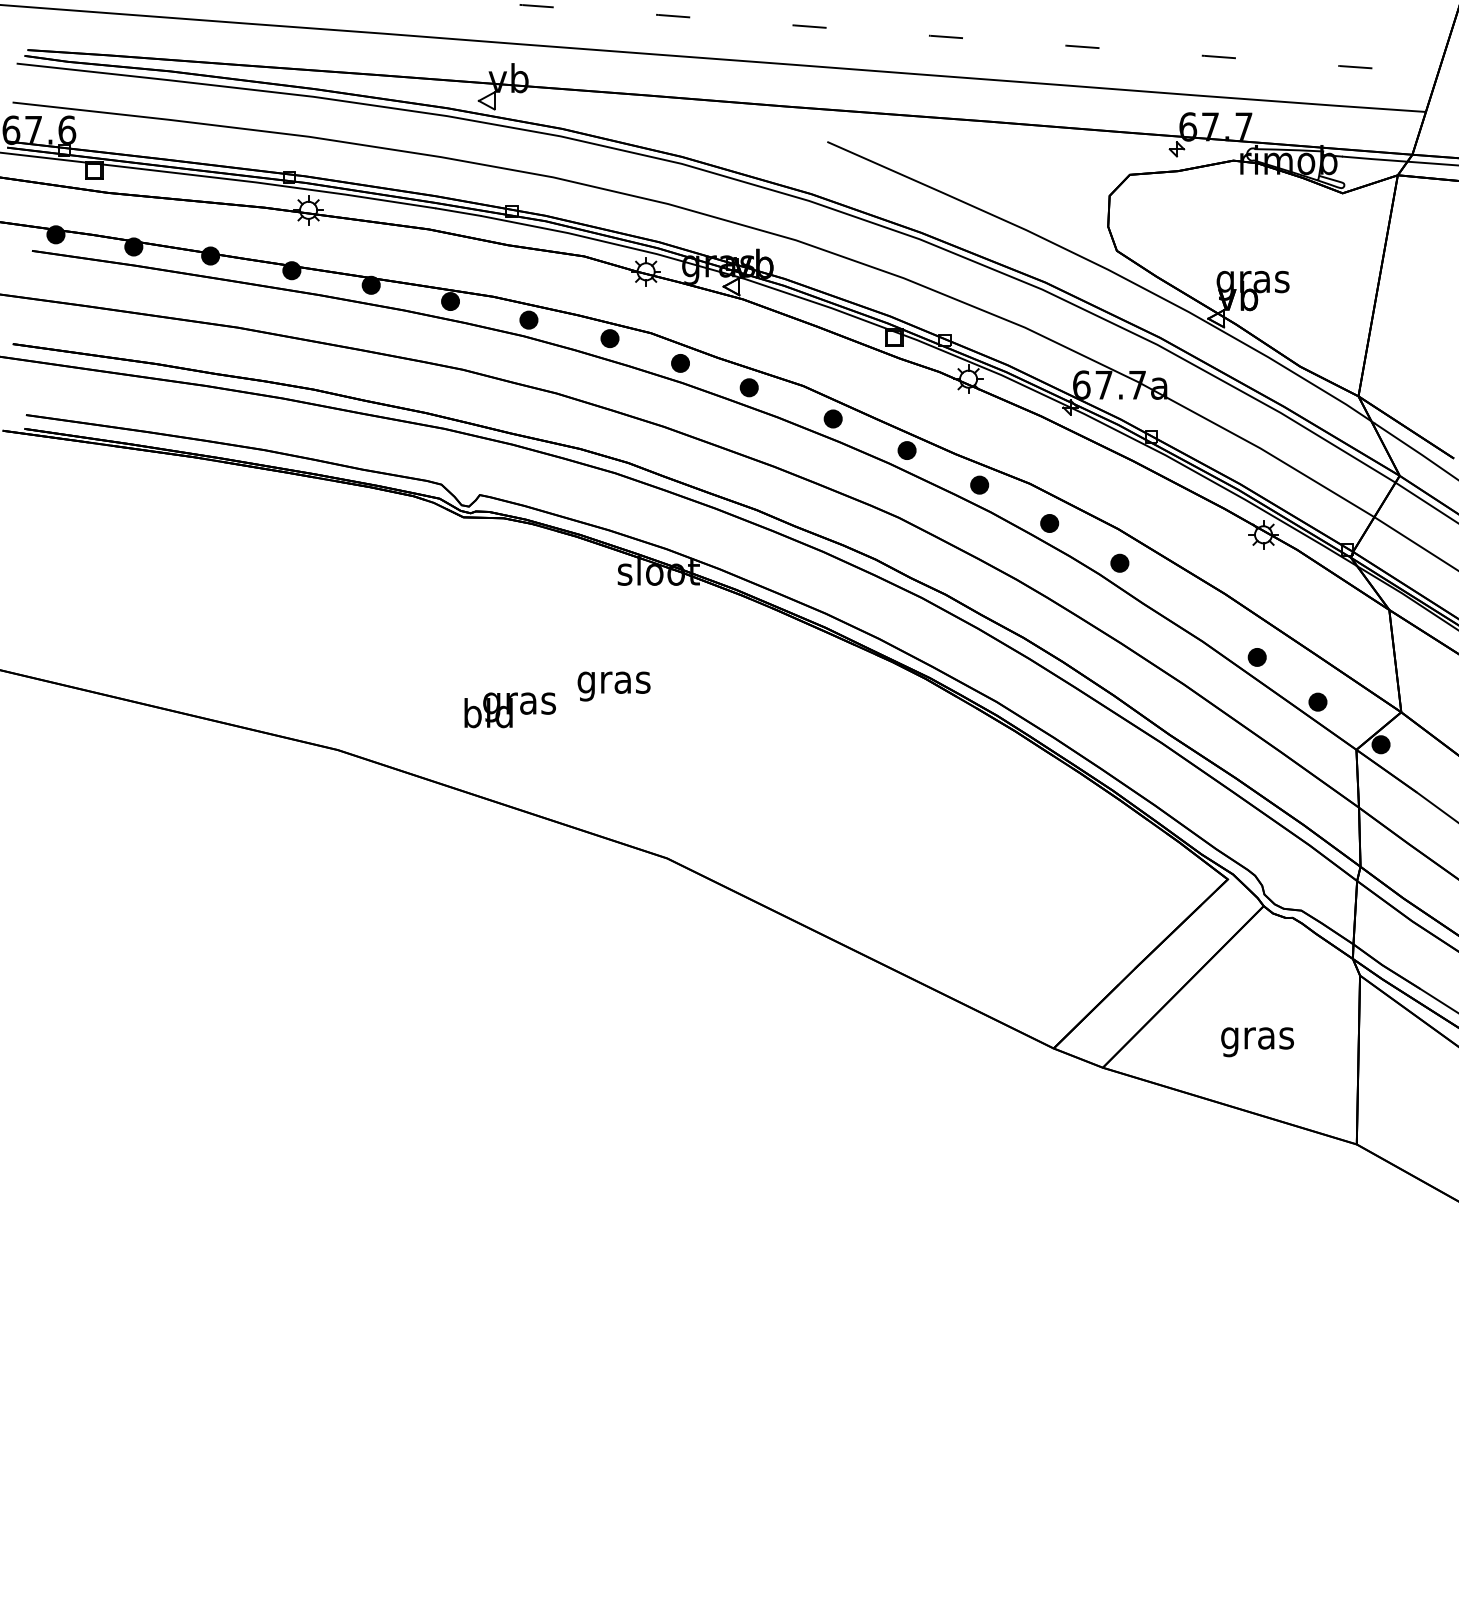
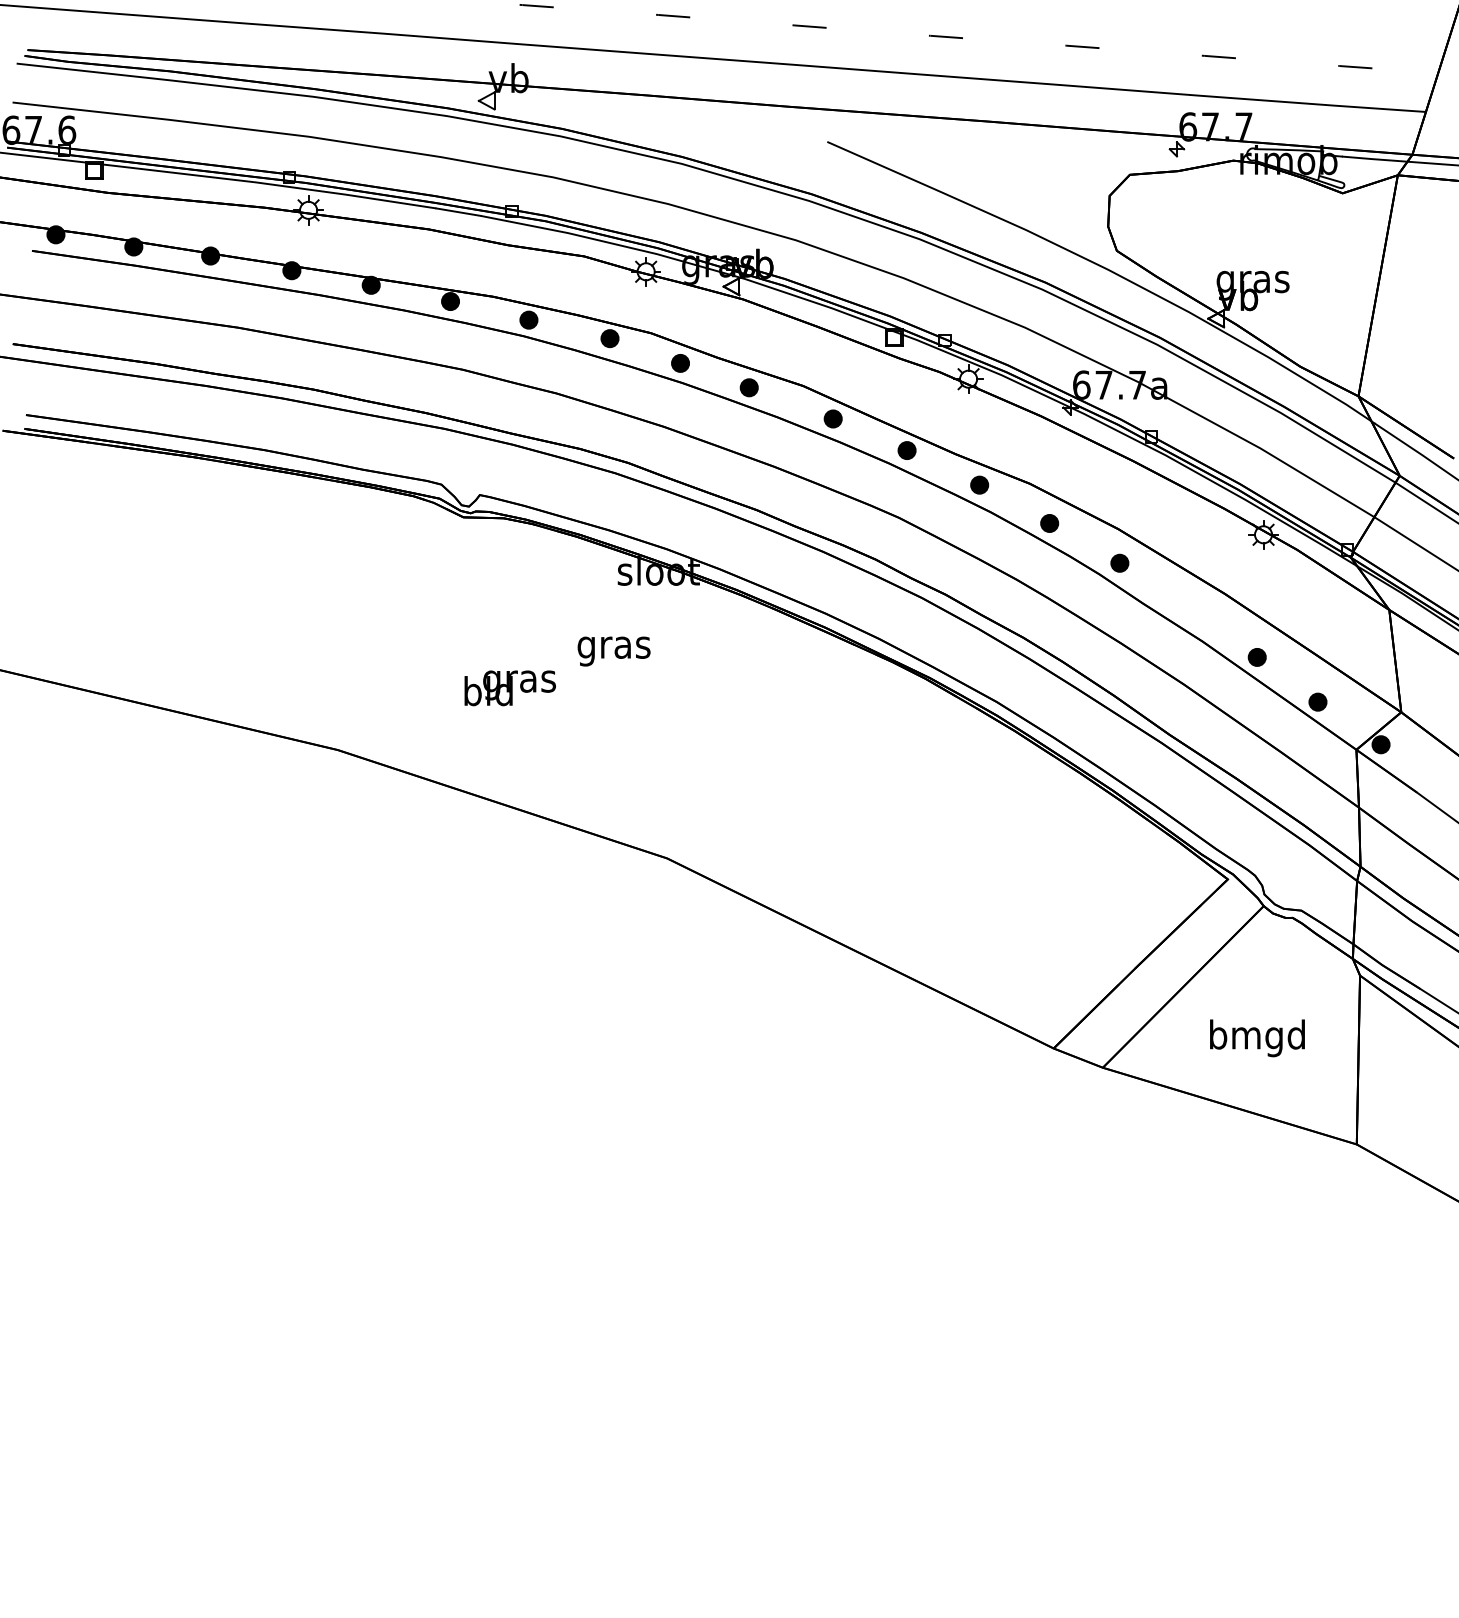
text position: (613, 686) -> (613, 651) (613, 651)
text position: (509, 710) -> (509, 688) (509, 688)
text: gras -> bmgd (1257, 1038)
